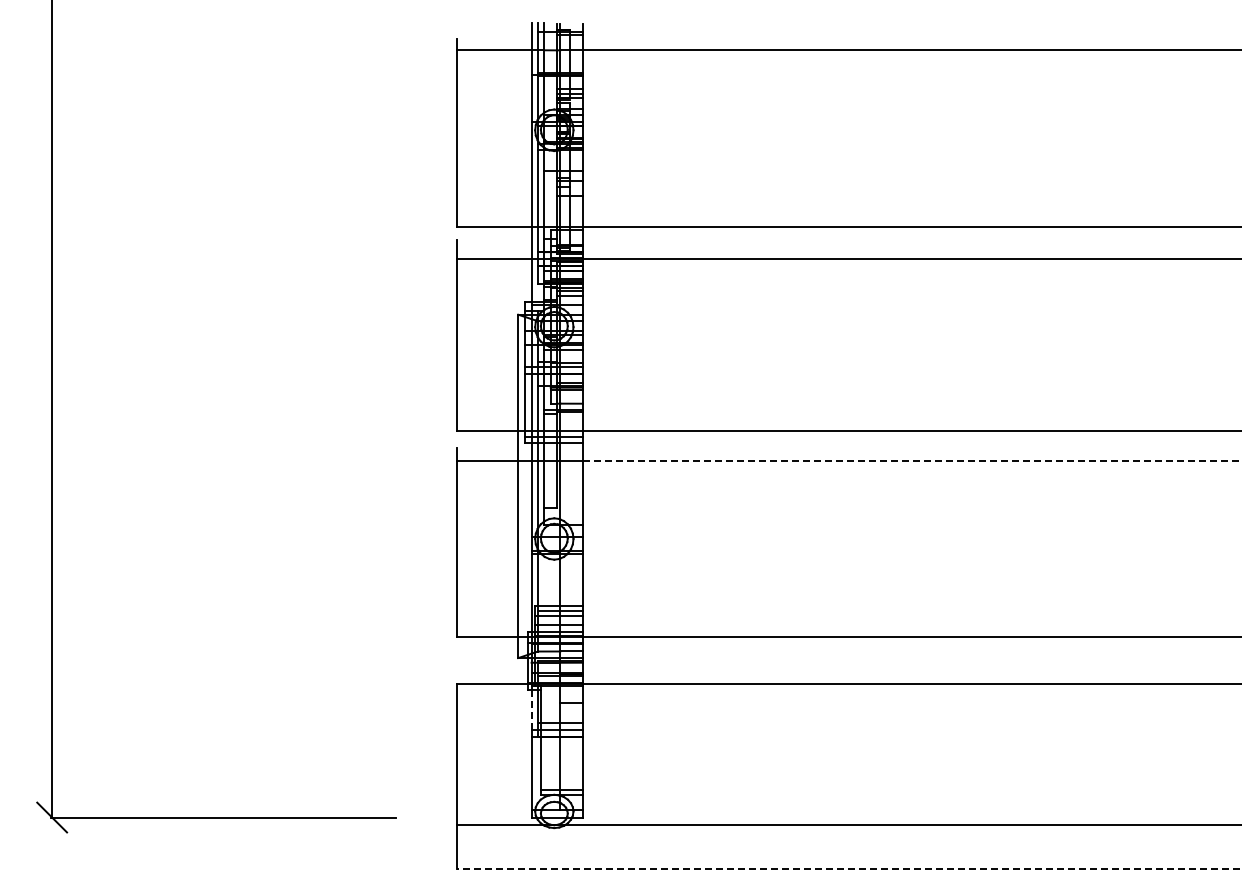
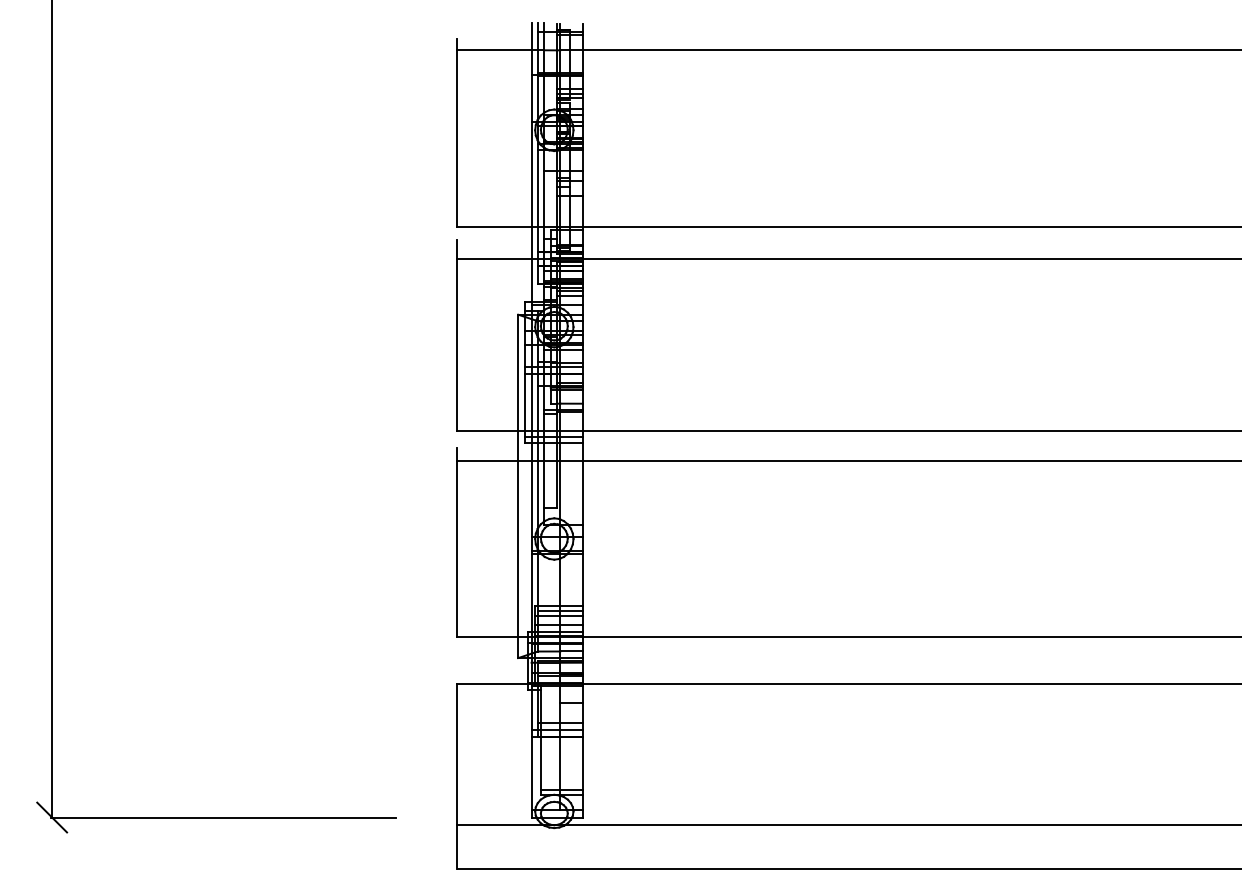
line: dashed -> solid (912, 461)
line: dashed -> solid (531, 709)
line: dashed -> solid (849, 869)
